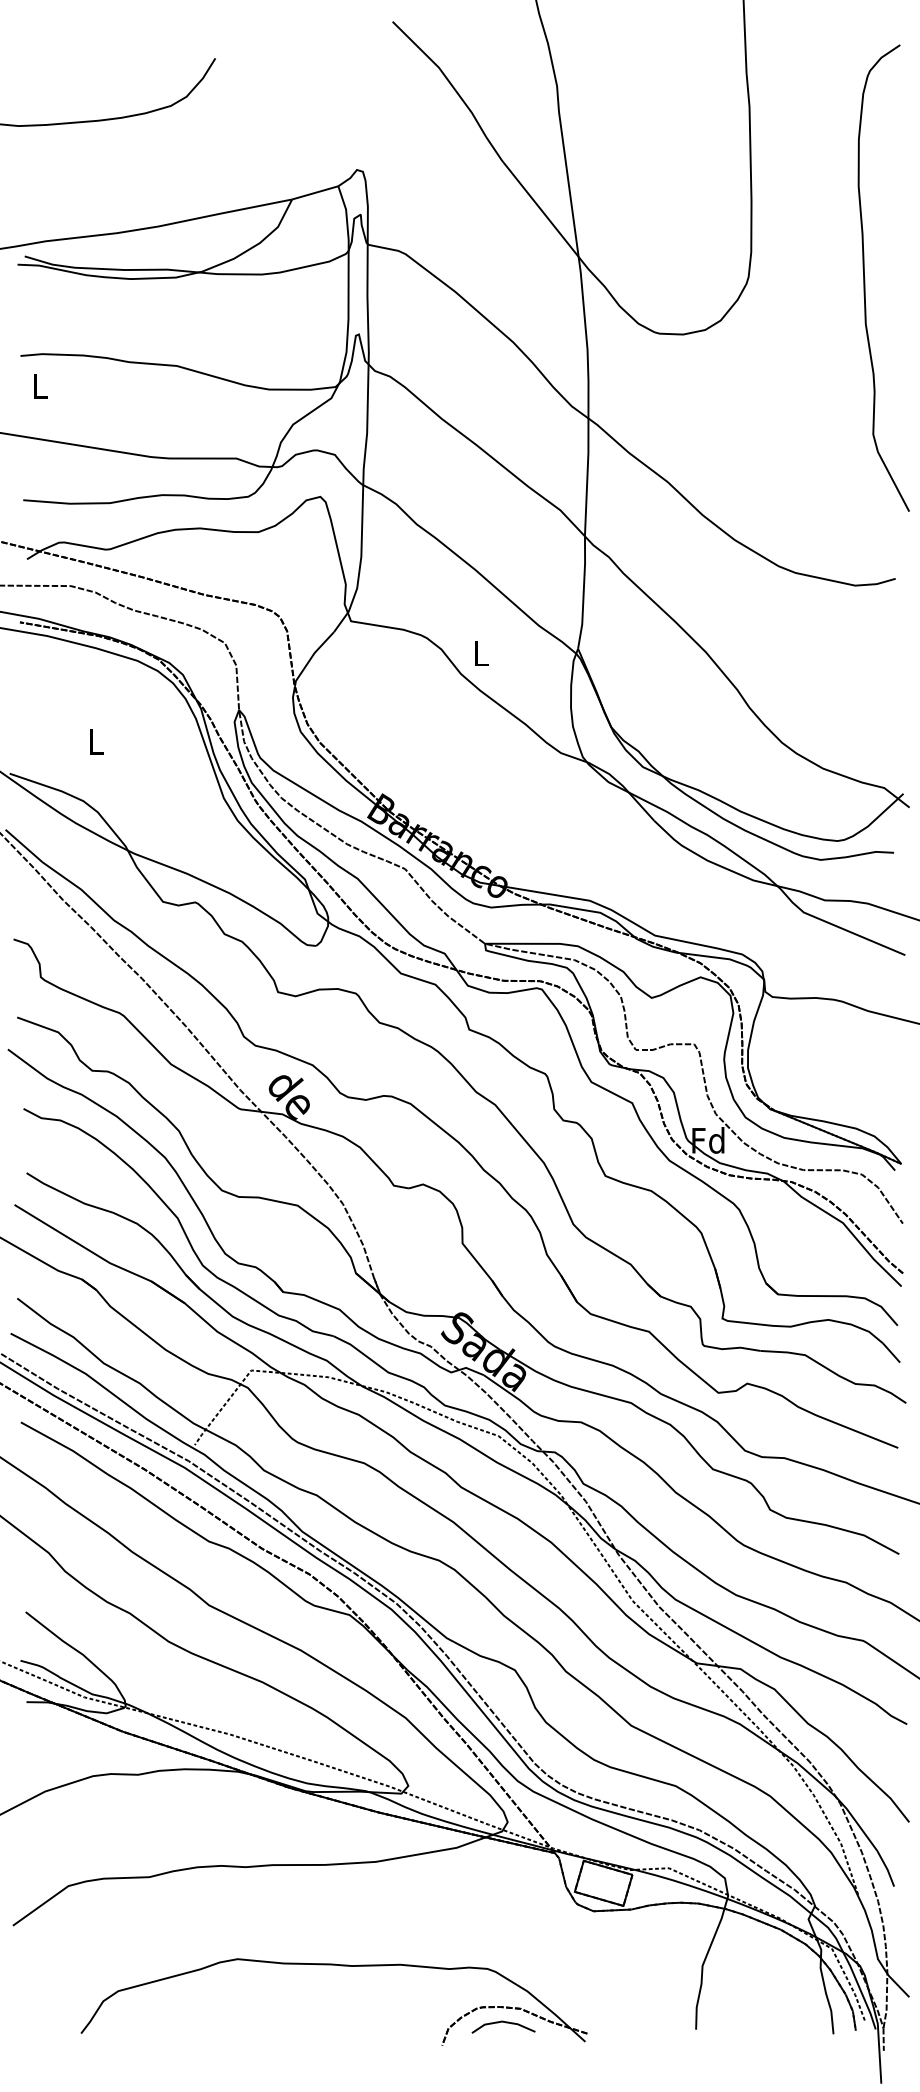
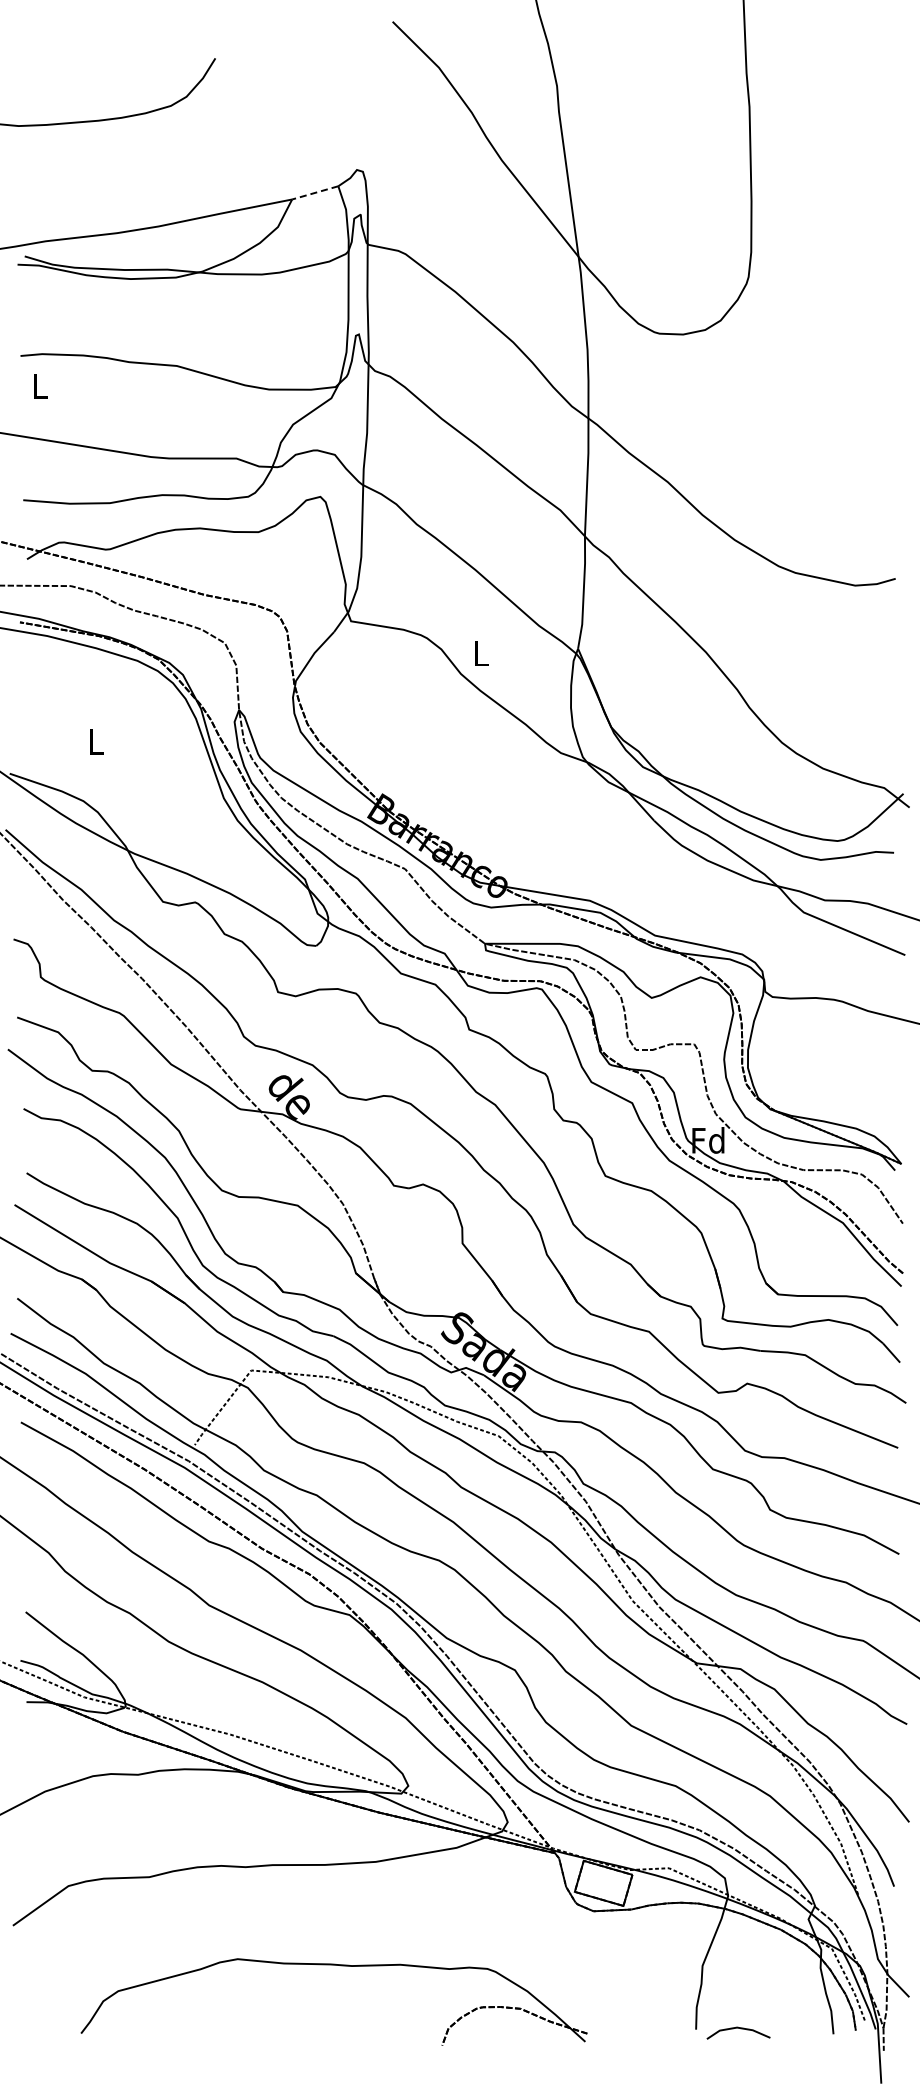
line: solid -> dashed (314, 193)
curve: present -> none (865, 279)
line position: (505, 2023) -> (740, 2029) (740, 2029)
